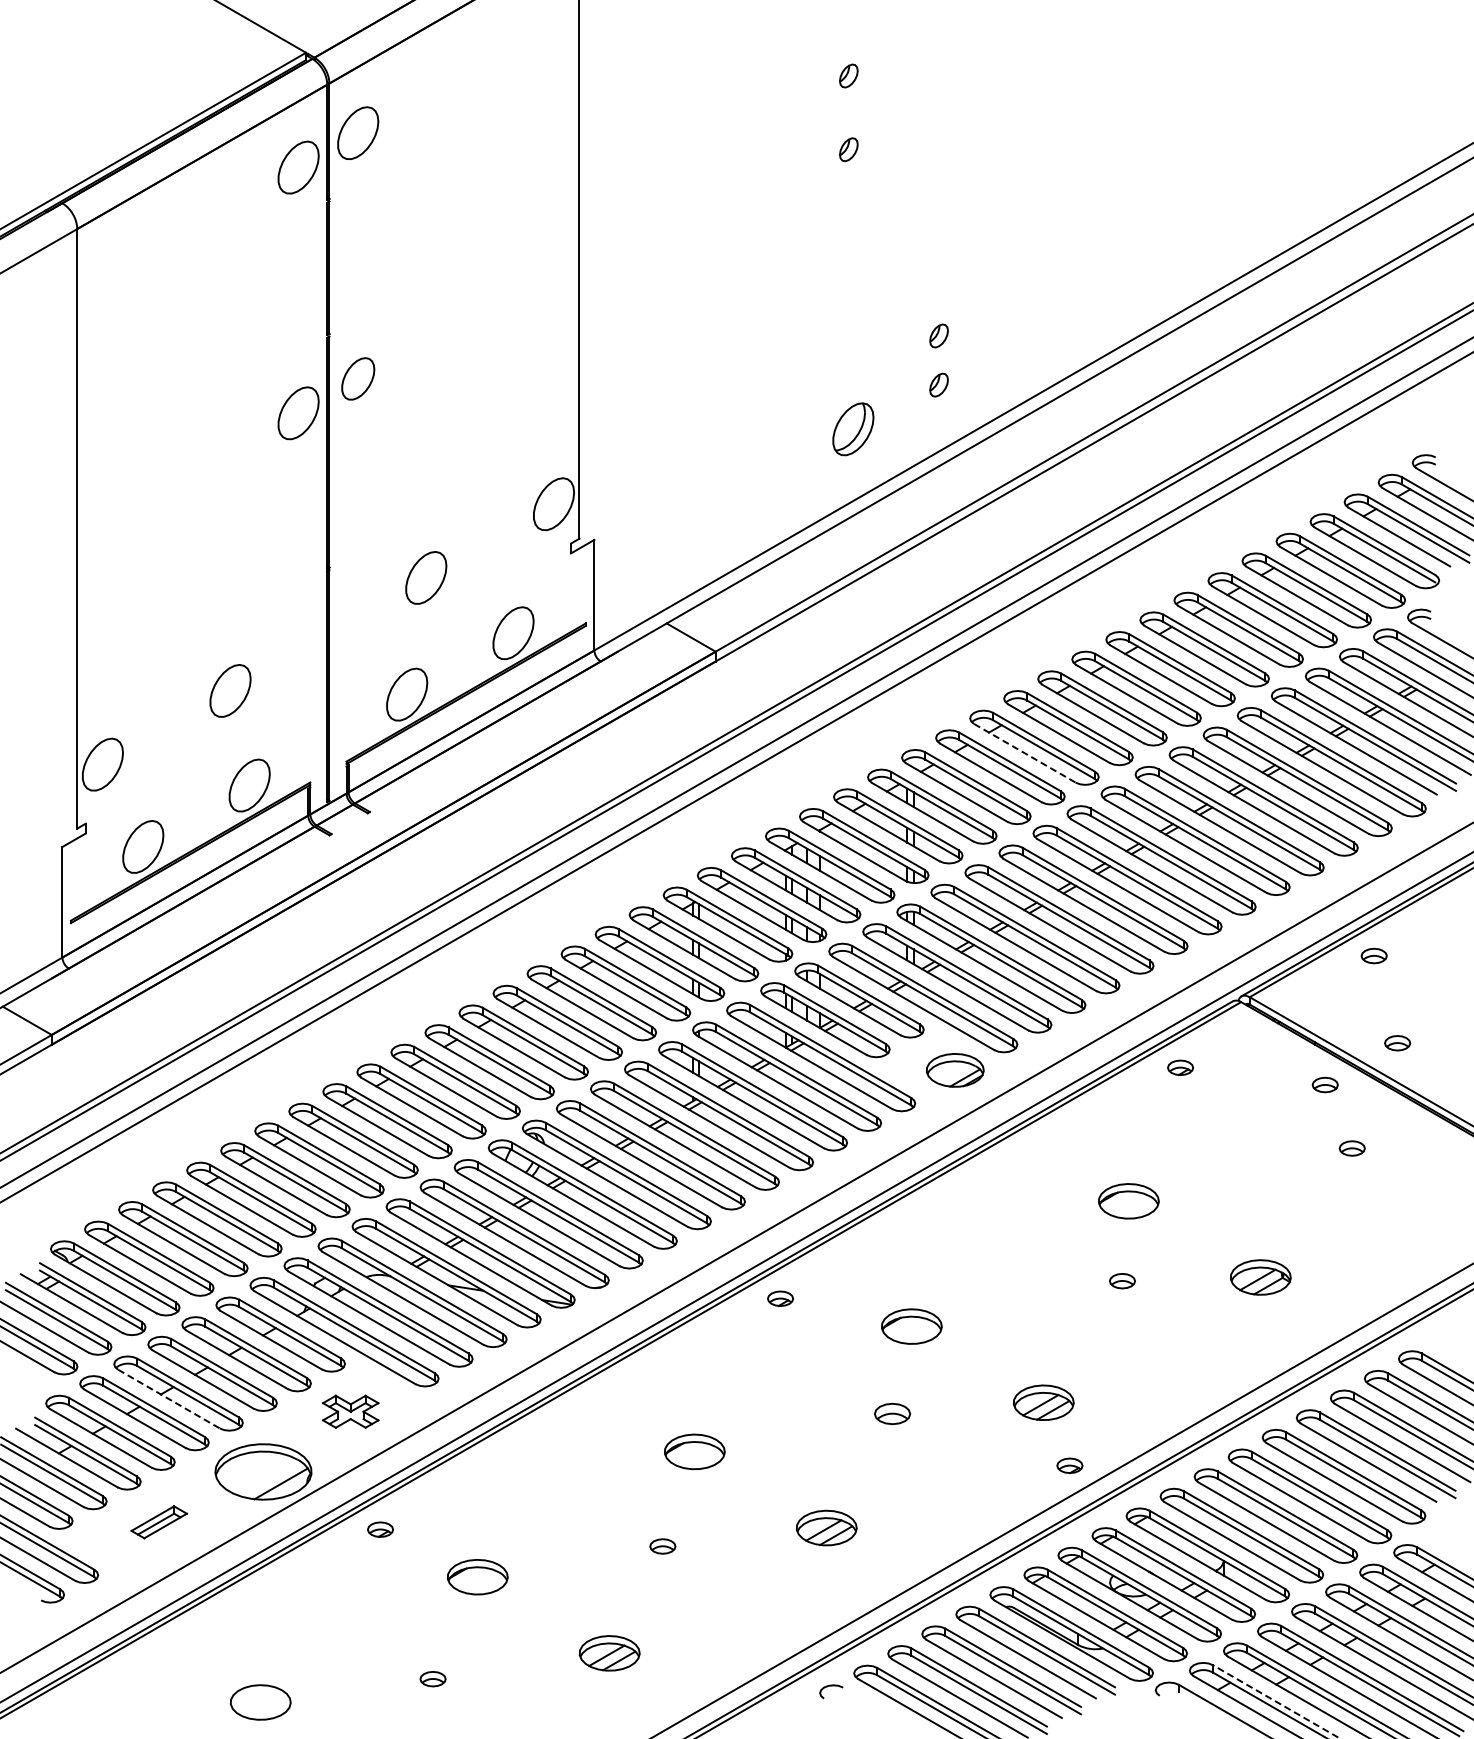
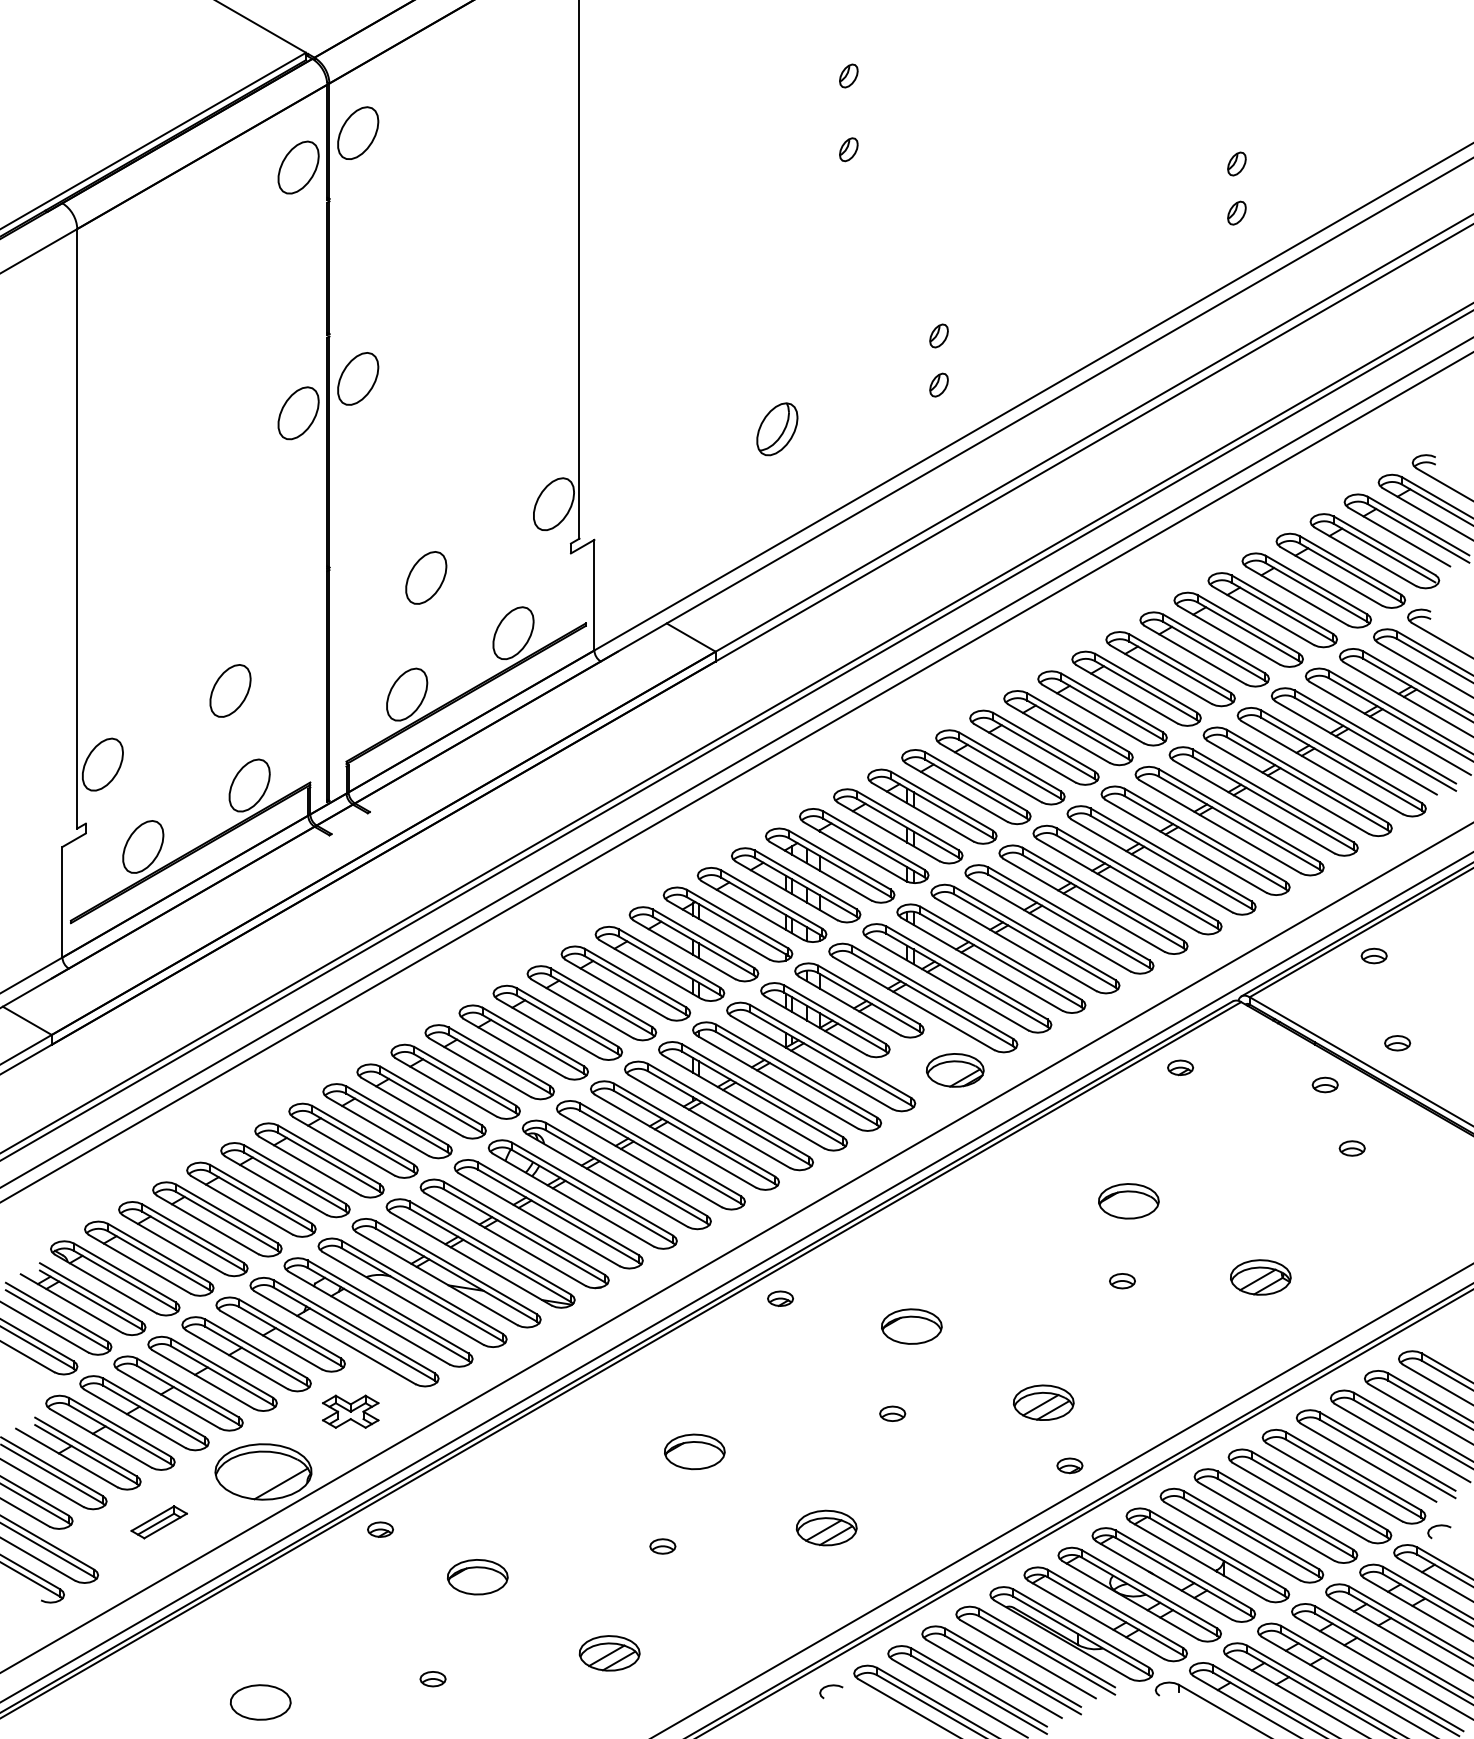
part: none -> present (1236, 163)
part: none -> present (1236, 212)
part size: 35x44 px -> 43x54 px (358, 378)
part position: (853, 429) -> (777, 429) (777, 429)
line: dashed -> solid (1024, 753)
line: dashed -> solid (168, 1399)
part size: 37x24 px -> 28x17 px (892, 1413)
curve: none -> present (1439, 1526)
line: dashed -> solid (1276, 1701)
